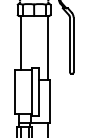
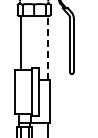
line: solid -> dashed (47, 47)
